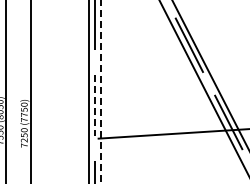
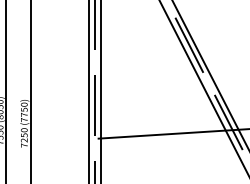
line: dashed -> solid (101, 92)
line: dashed -> solid (94, 105)
